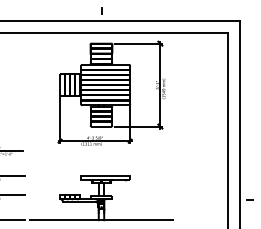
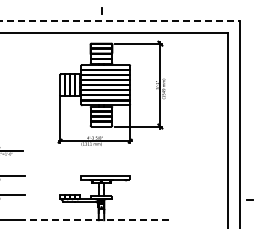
line: solid -> dashed (120, 21)
line: solid -> dashed (101, 220)
